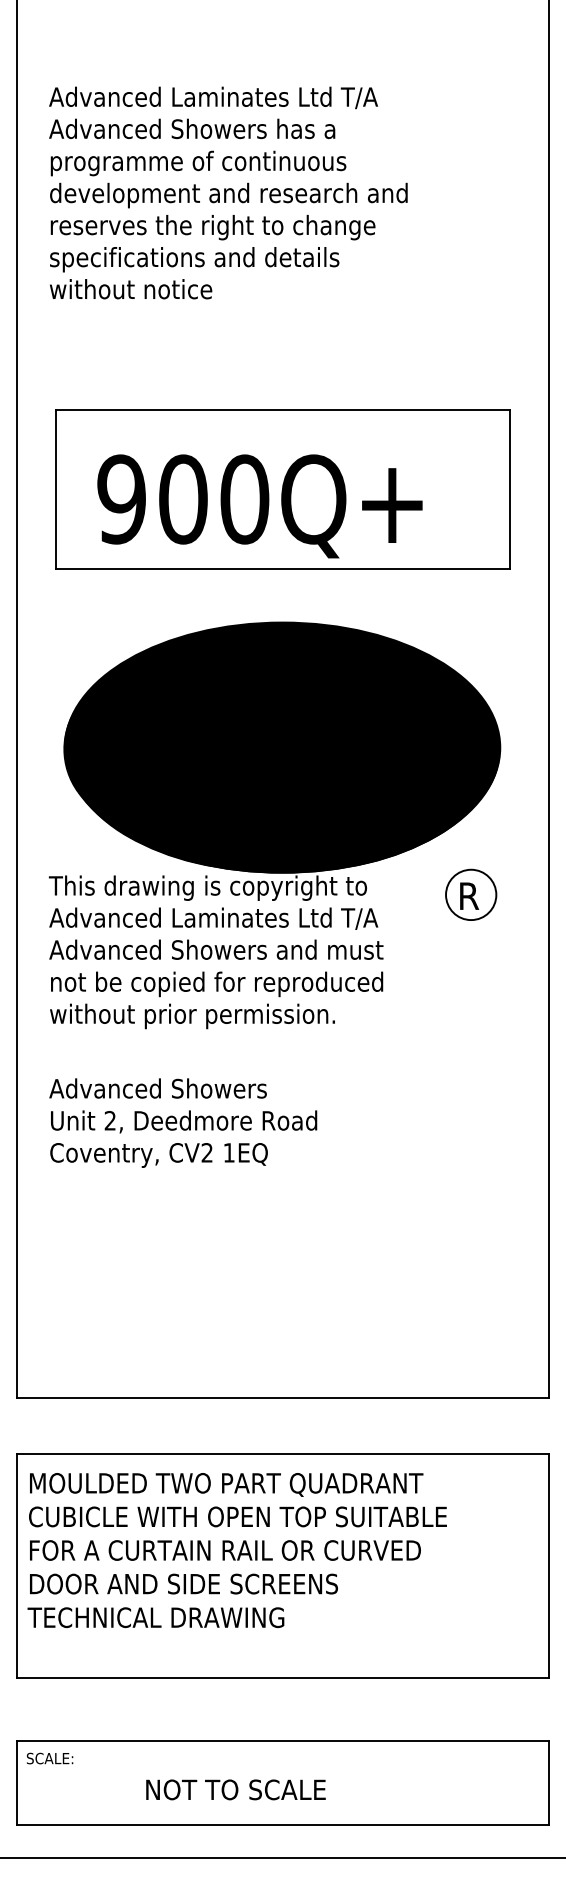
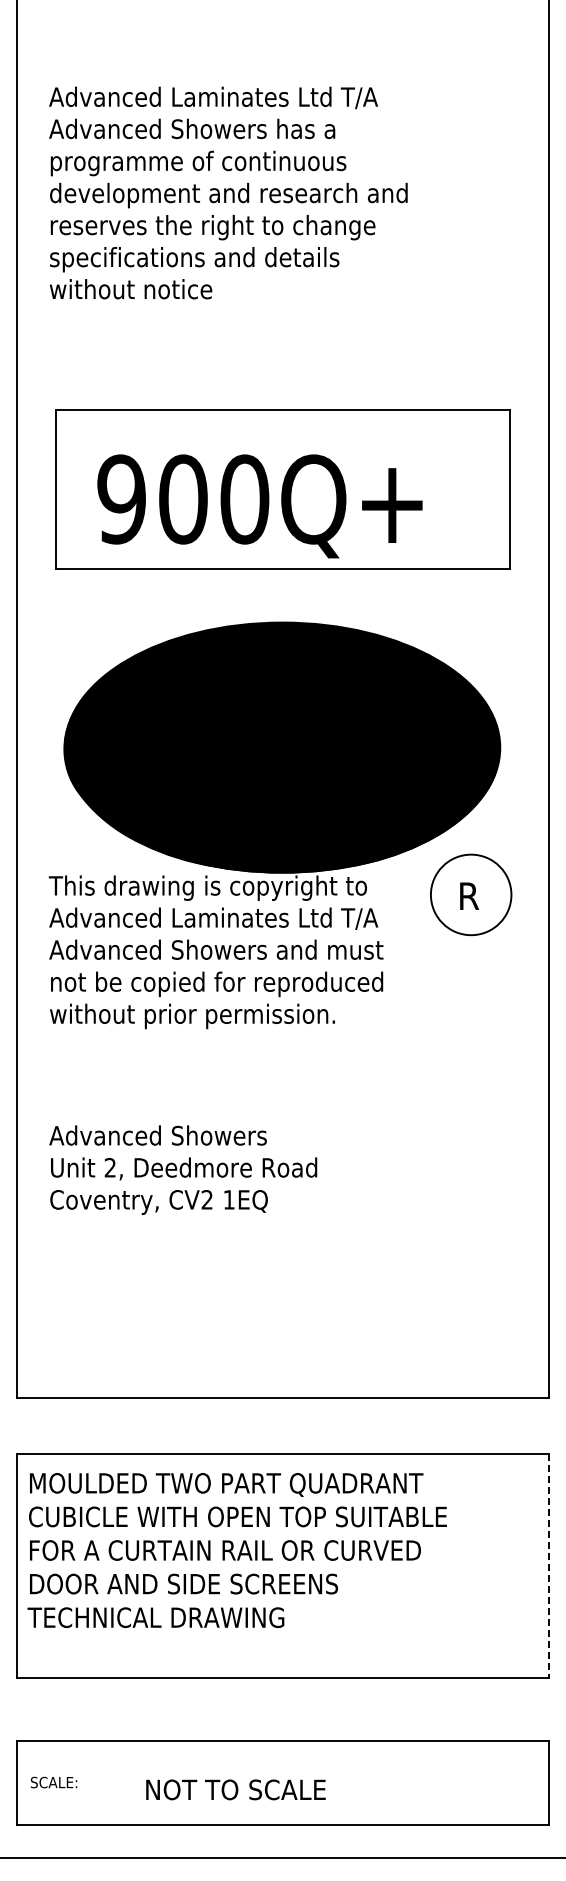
circle diameter: 50 px -> 81 px (470, 894)
text position: (183, 1122) -> (183, 1169) (183, 1169)
line: solid -> dashed (548, 1566)
text position: (50, 1758) -> (54, 1782) (54, 1782)
